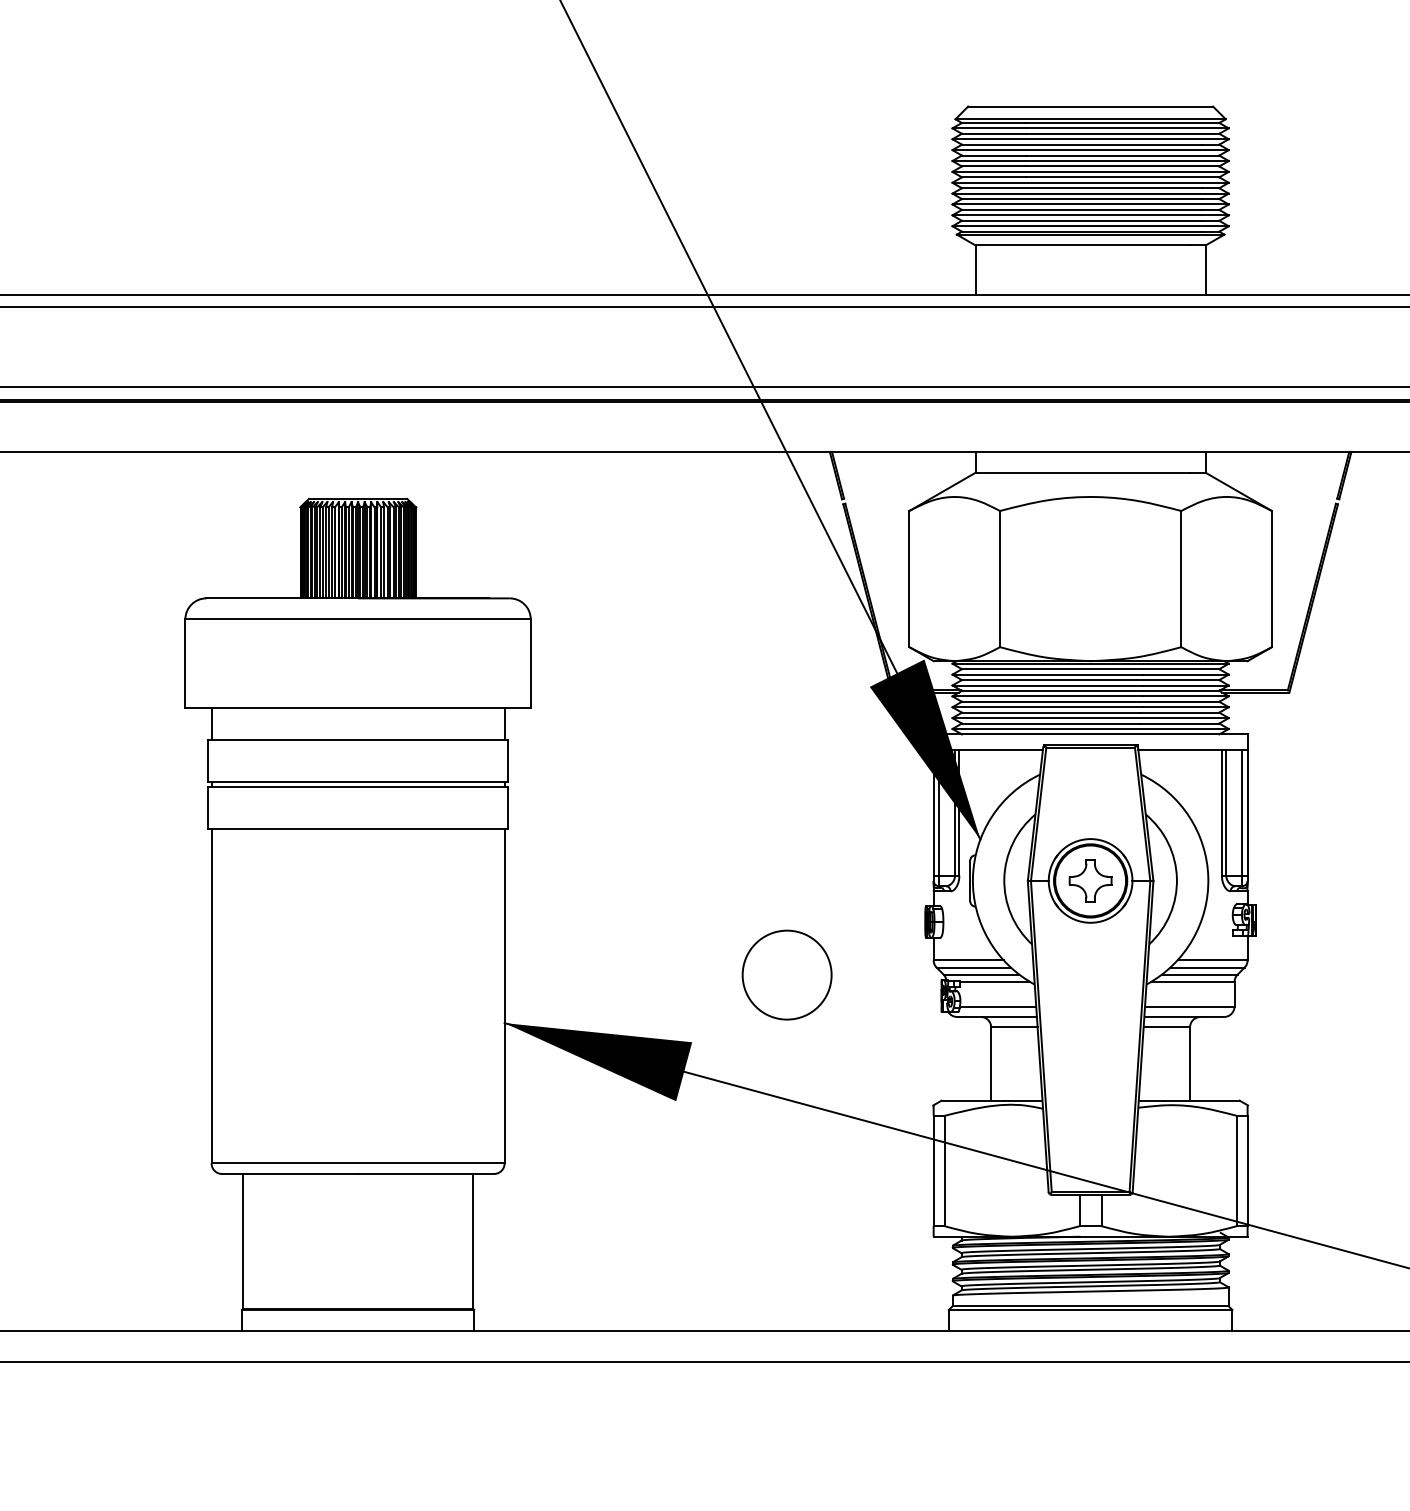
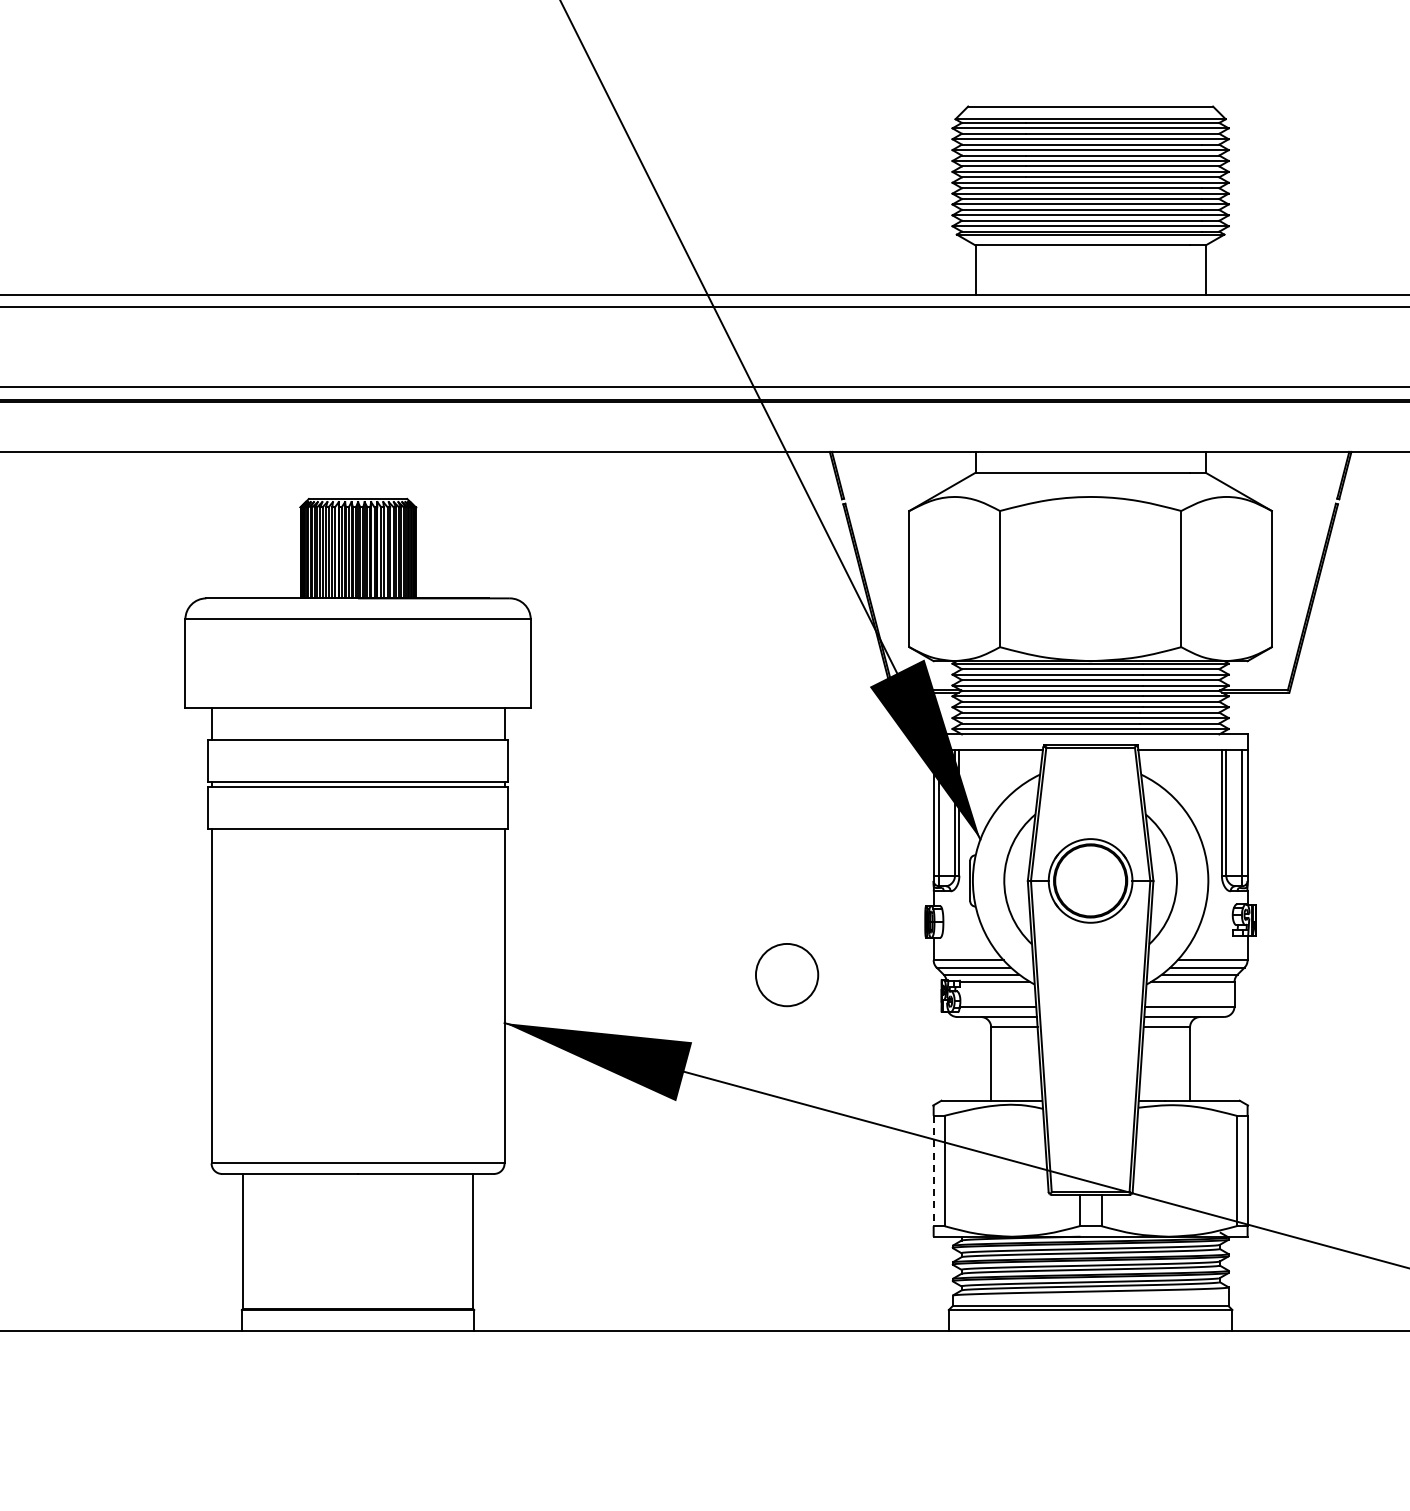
part: present -> none (1090, 880)
circle size: 92x92 px -> 65x65 px (787, 975)
line: solid -> dashed (933, 1171)
line: present -> none (704, 1362)
